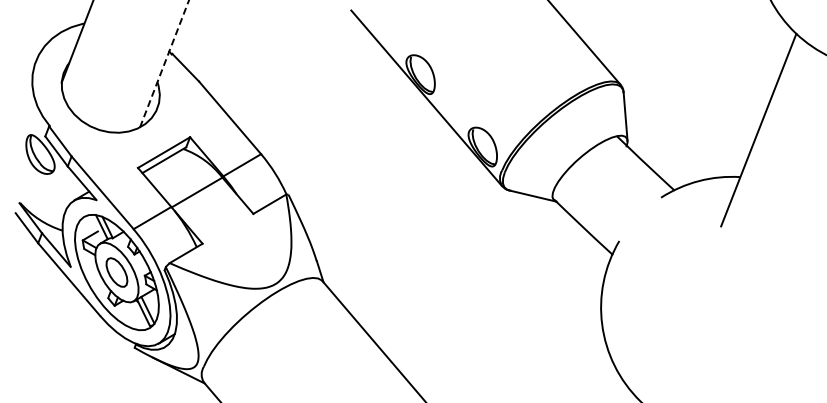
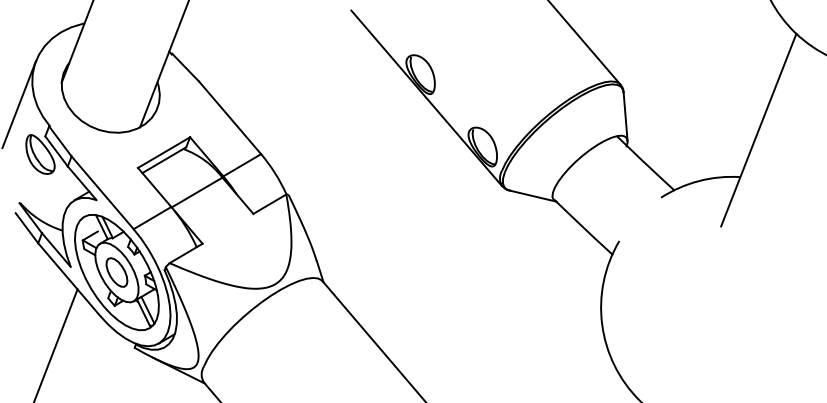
line: dashed -> solid (164, 63)
line: none -> present (18, 104)
line: none -> present (56, 344)
